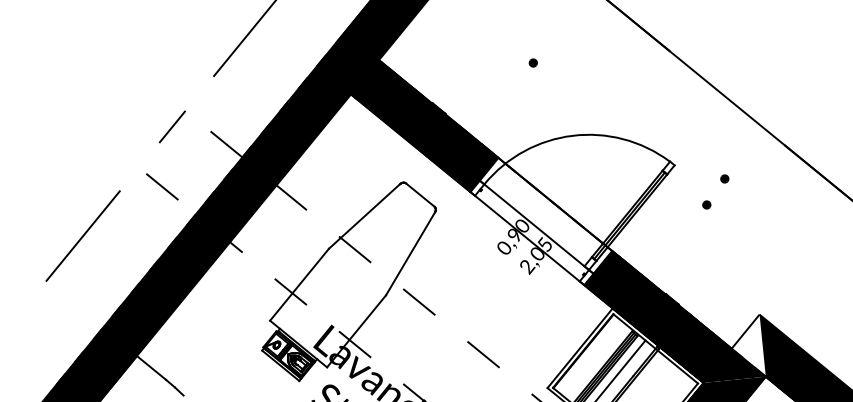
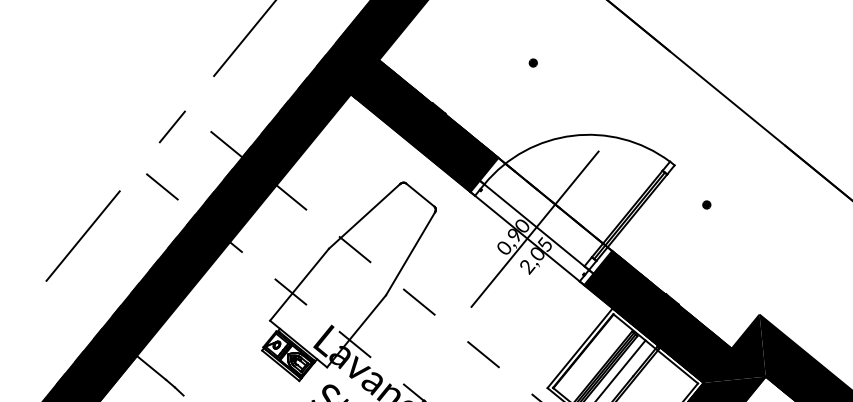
part: present -> none (724, 178)
line: none -> present (534, 228)
fill: none -> present (748, 345)
